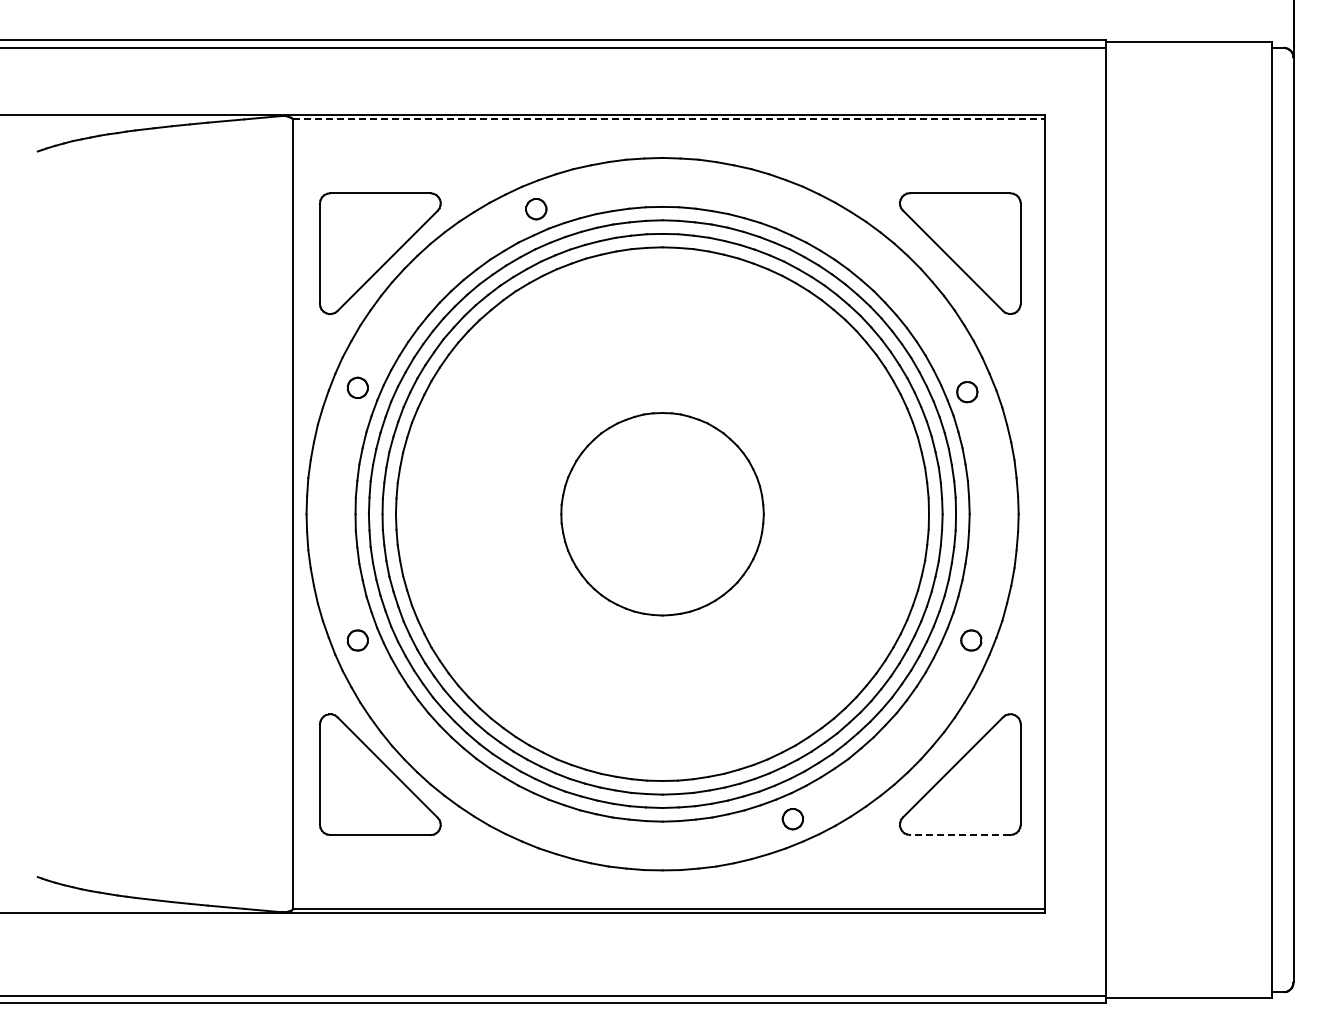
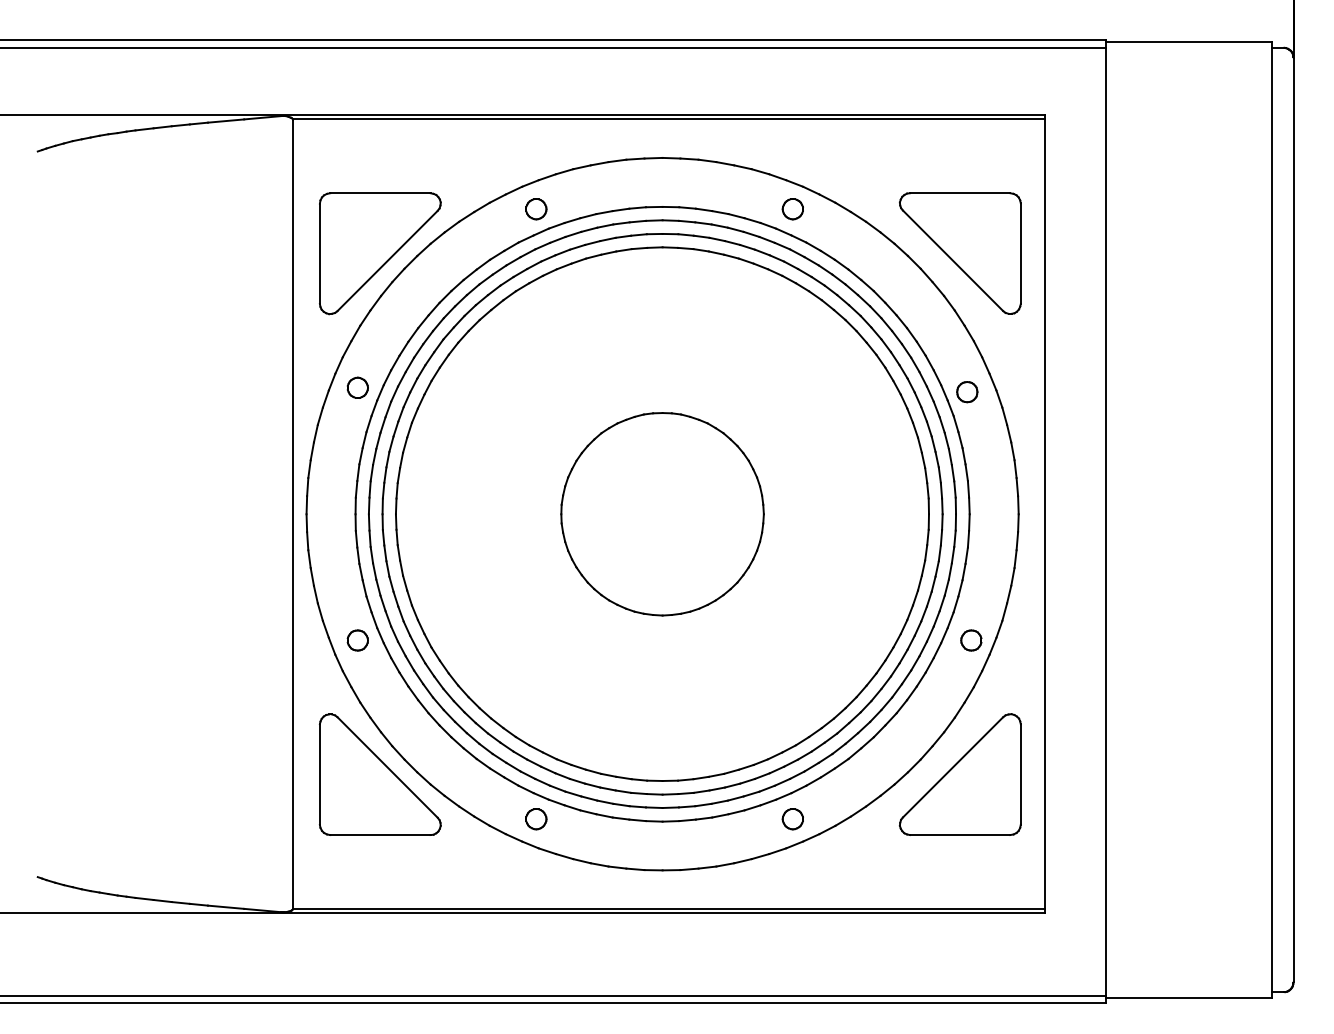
line: dashed -> solid (669, 119)
part: none -> present (792, 209)
part: none -> present (536, 819)
line: dashed -> solid (959, 835)
